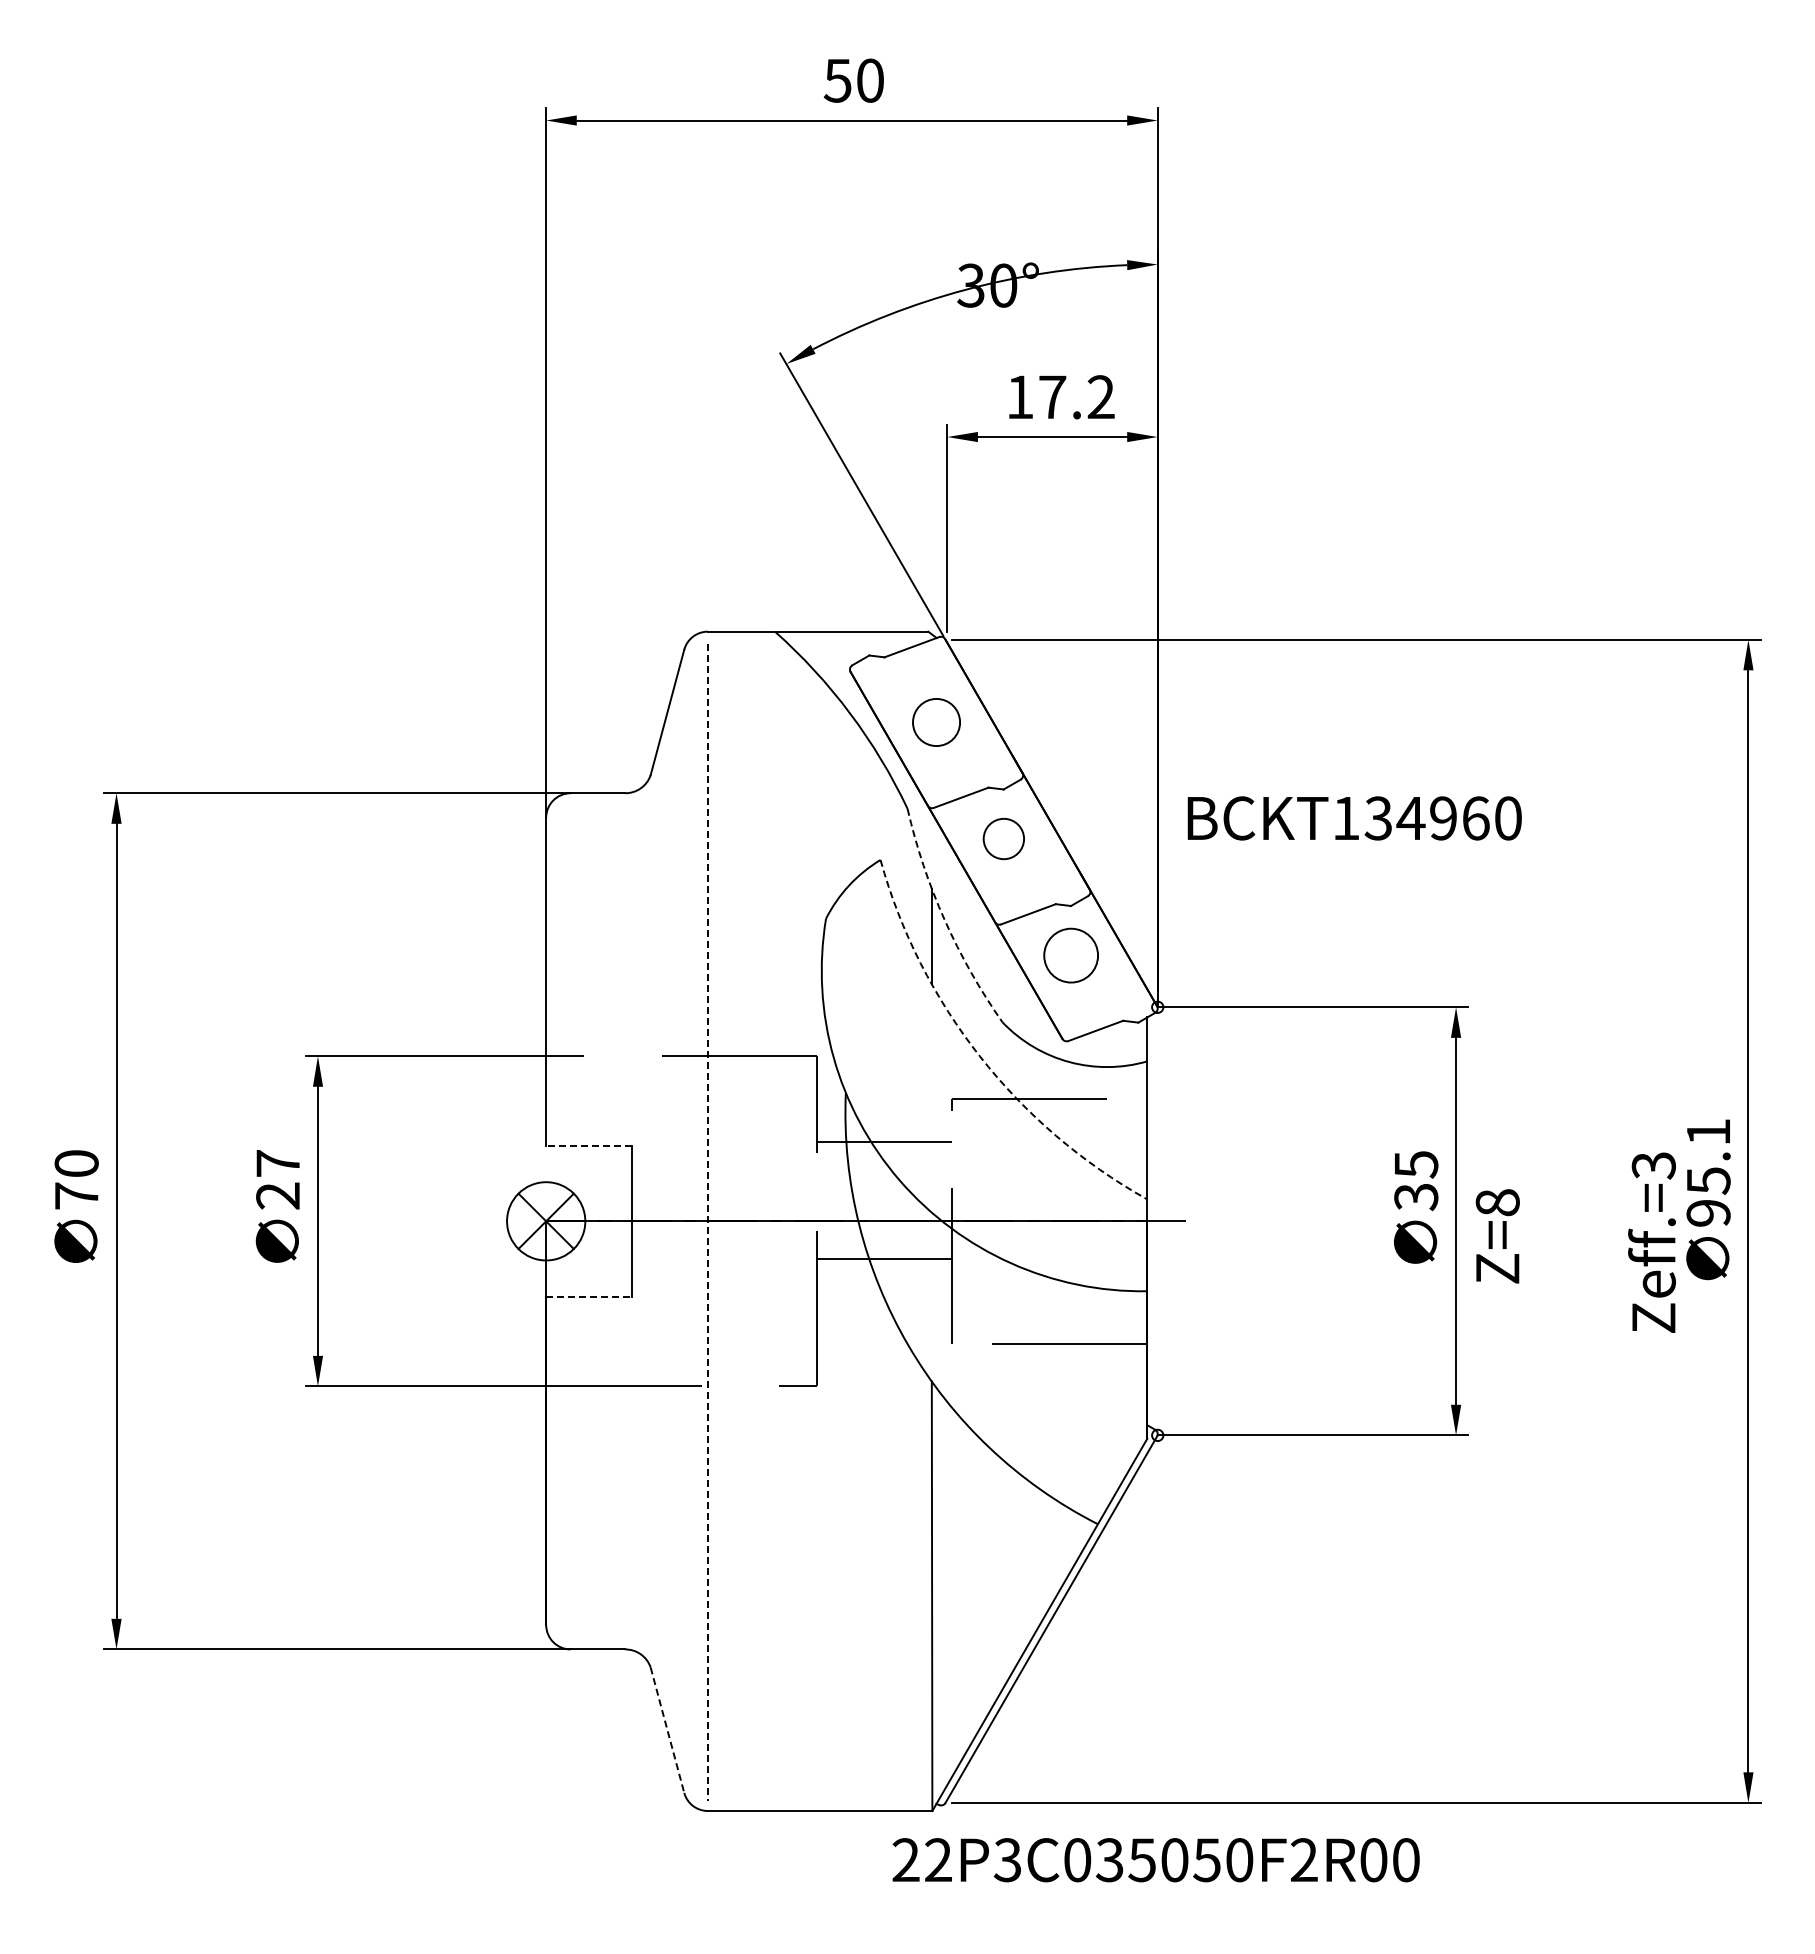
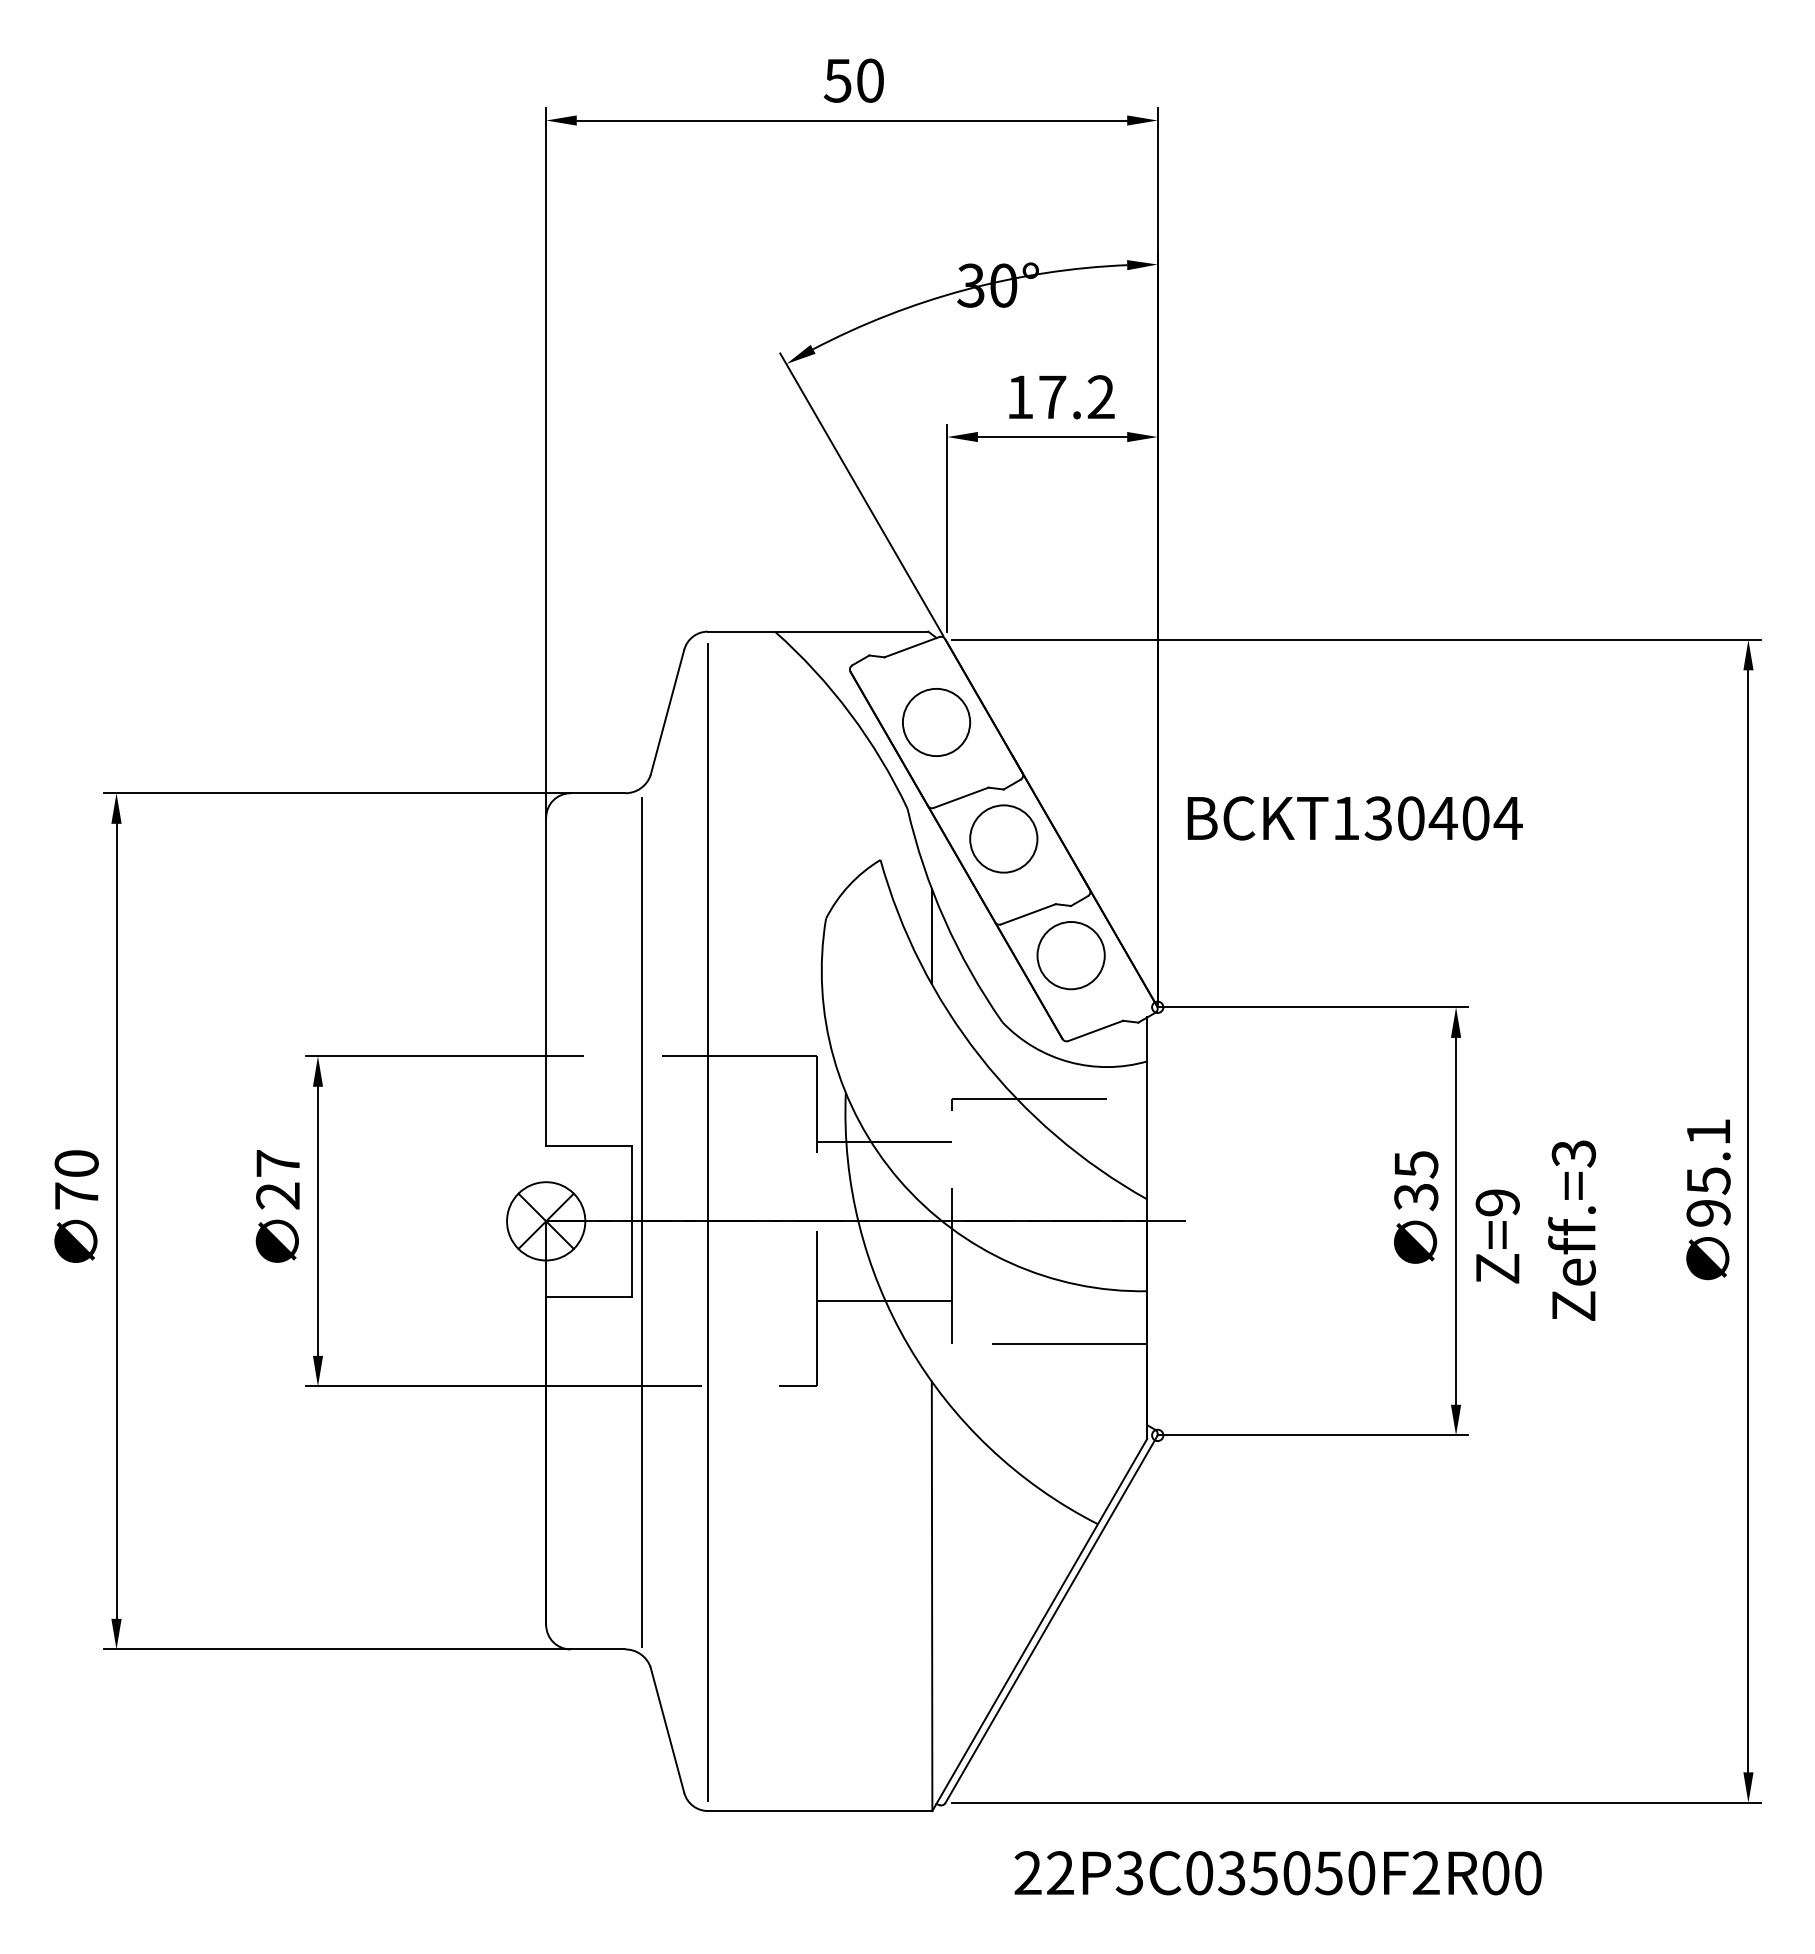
circle diameter: 47 px -> 67 px (936, 722)
text: BCKT134960 -> BCKT130404 (1459, 818)
circle size: 43x44 px -> 70x70 px (1003, 838)
arc: dashed -> solid (944, 920)
circle diameter: 54 px -> 67 px (1070, 955)
arc: dashed -> solid (979, 1056)
line: dashed -> solid (589, 1145)
text: Z=8 -> Z=9 (1497, 1202)
line: none -> present (641, 1221)
line: dashed -> solid (707, 1222)
text position: (1651, 1242) -> (1571, 1230) (1571, 1230)
line position: (884, 1258) -> (884, 1300) (884, 1300)
line: dashed -> solid (589, 1297)
line: dashed -> solid (667, 1730)
text position: (1155, 1860) -> (1277, 1873) (1277, 1873)
